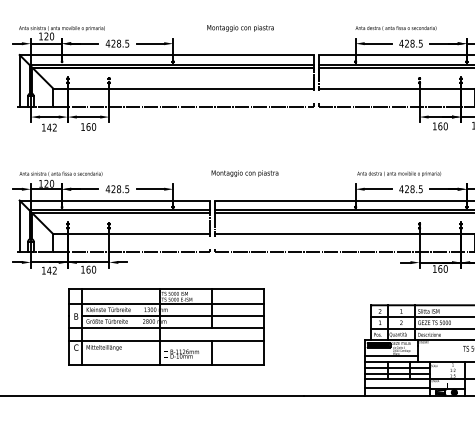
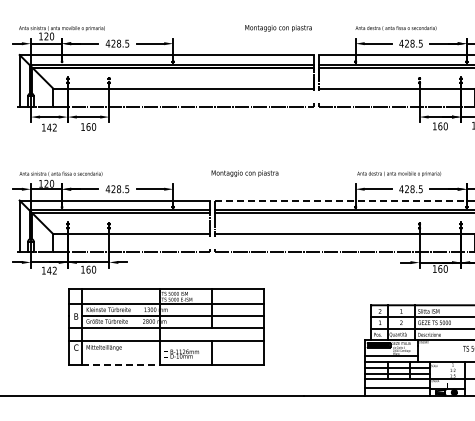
text position: (240, 28) -> (278, 28) (278, 28)
line: solid -> dashed (344, 200)
line: solid -> dashed (121, 365)
